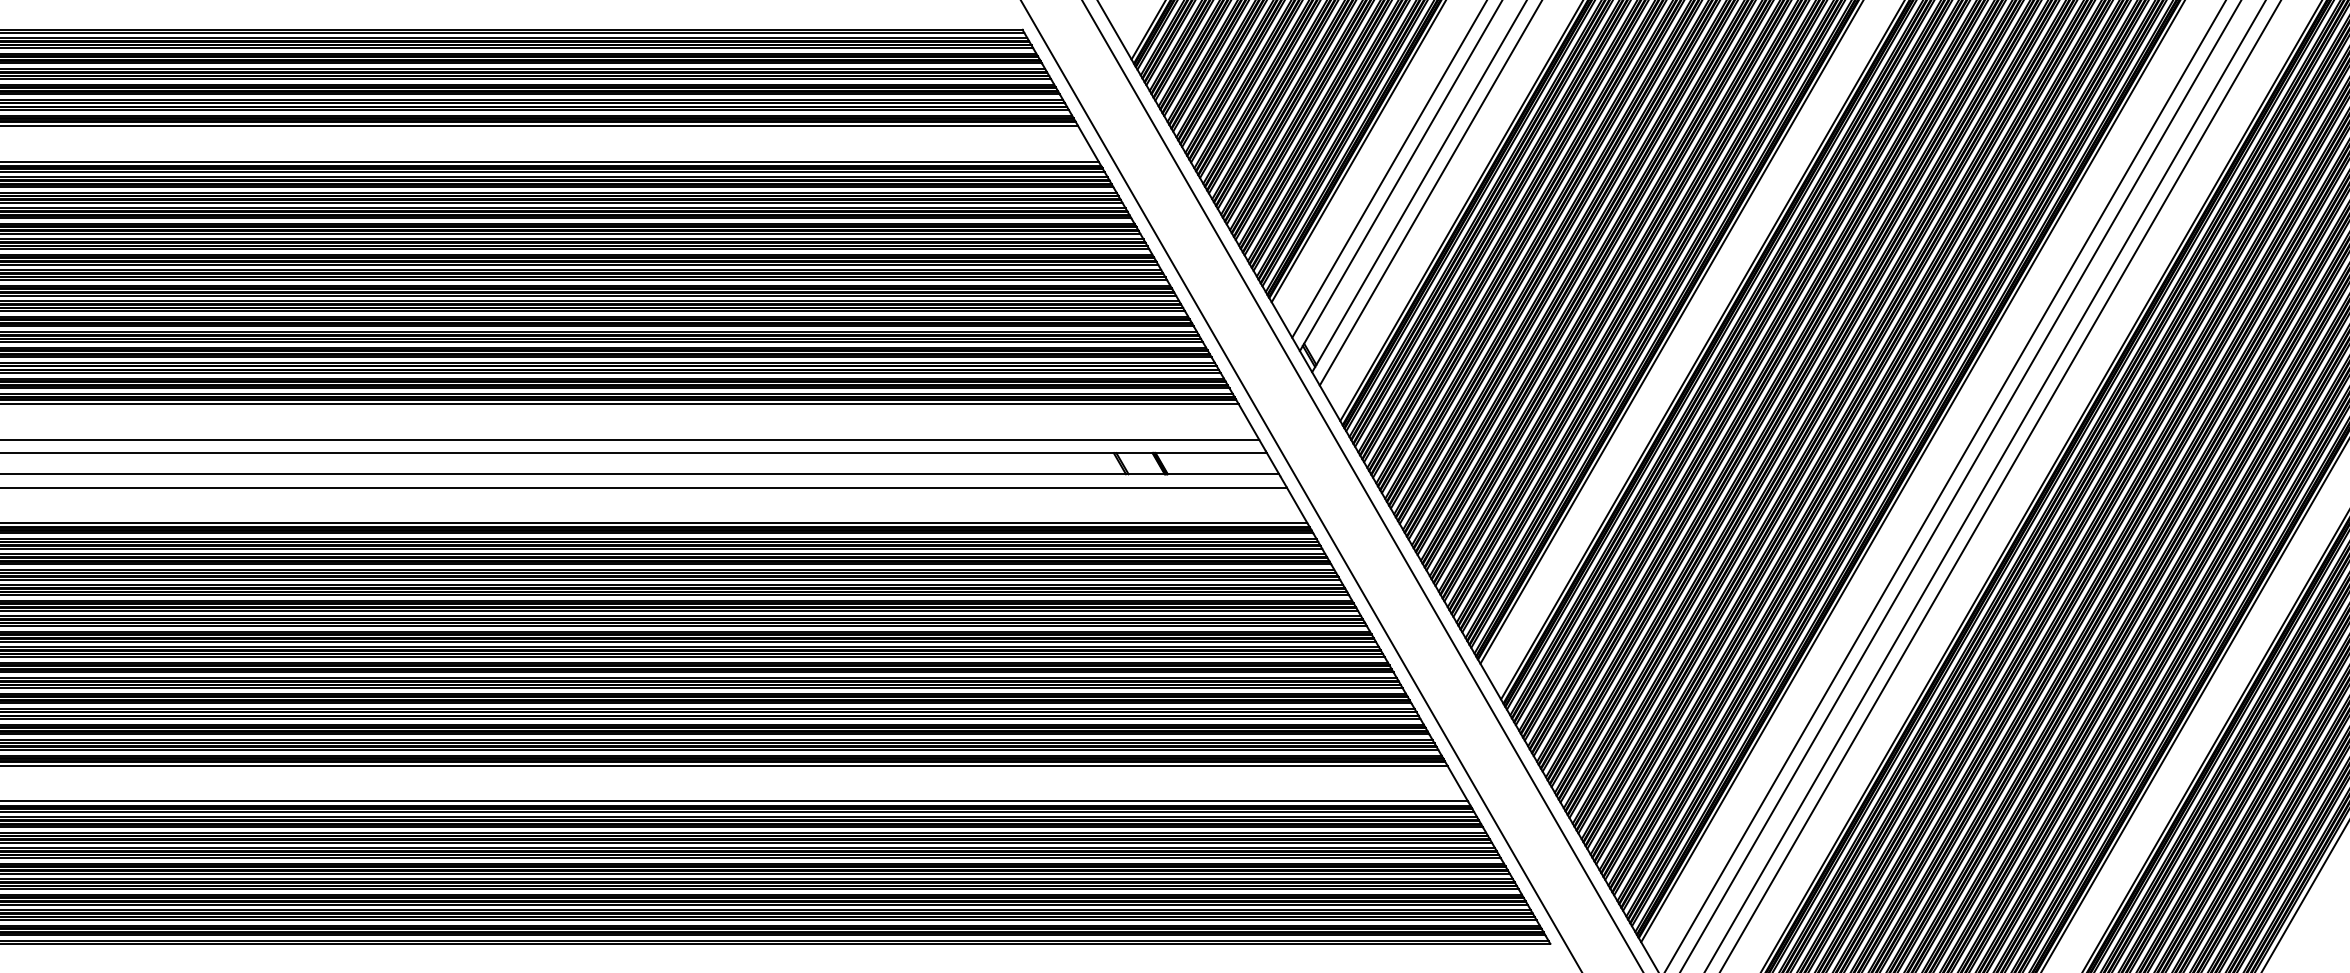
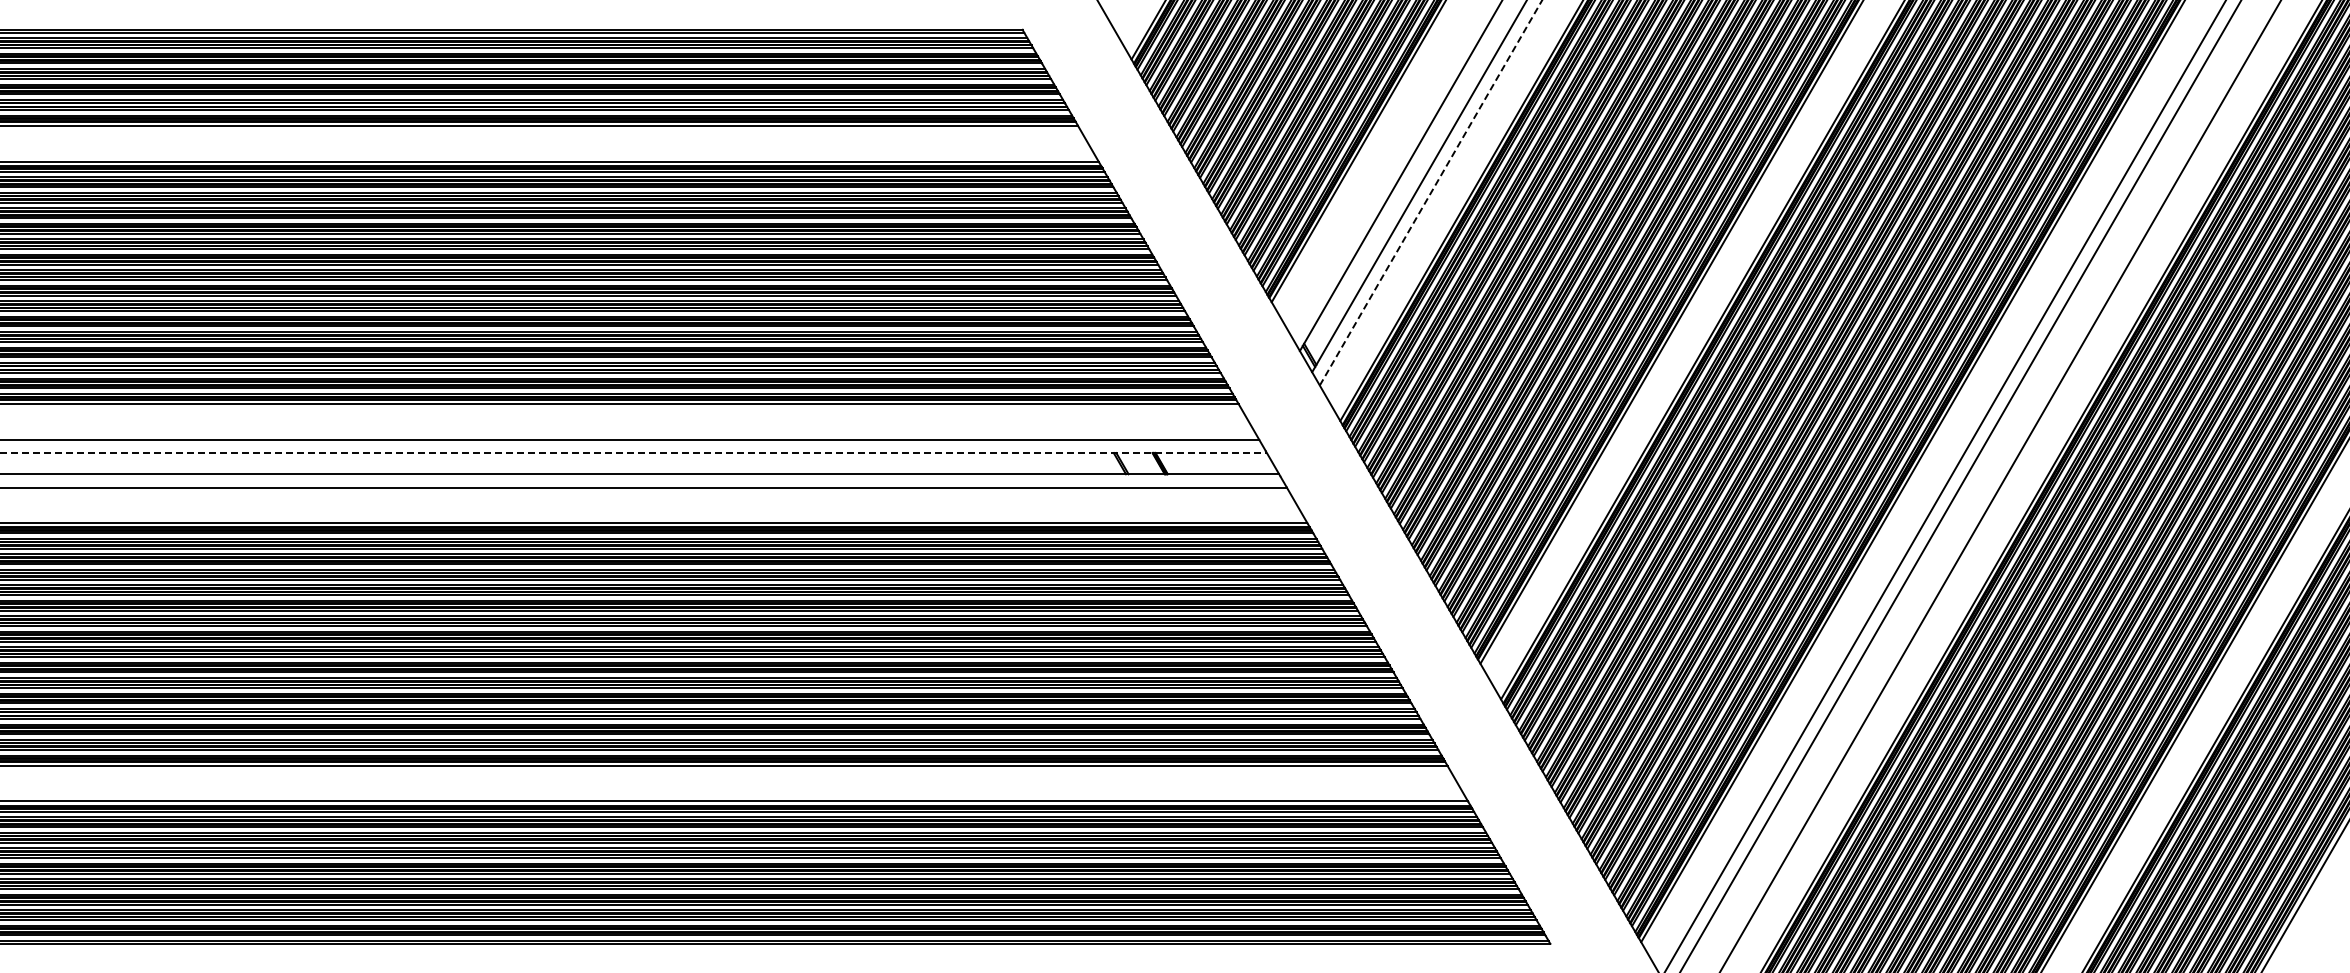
line: present -> none (1388, 169)
line: solid -> dashed (1431, 192)
line: solid -> dashed (633, 453)
line: present -> none (1301, 485)
line: present -> none (1362, 485)
line: present -> none (1985, 485)
